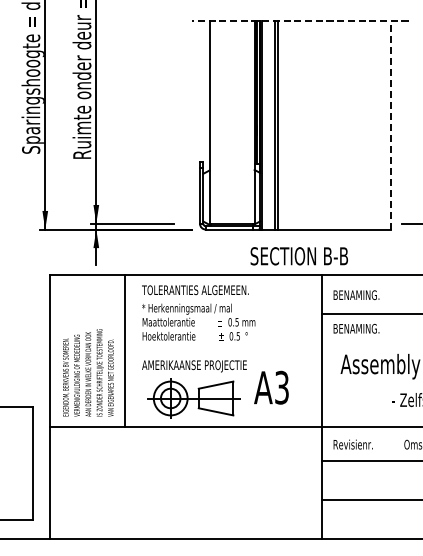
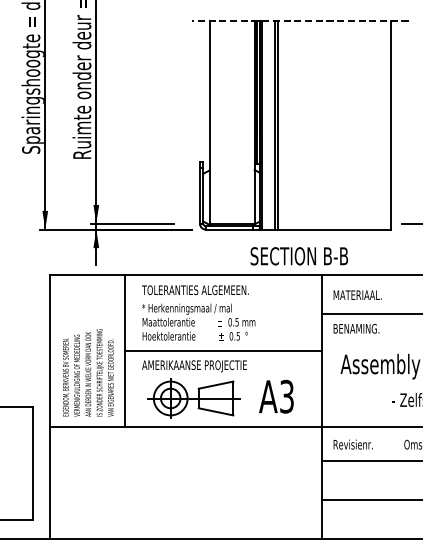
line: dashed -> solid (390, 125)
text: BENAMING. -> MATERIAAL. (357, 295)
line: none -> present (222, 350)
text position: (271, 387) -> (276, 396) (276, 396)
